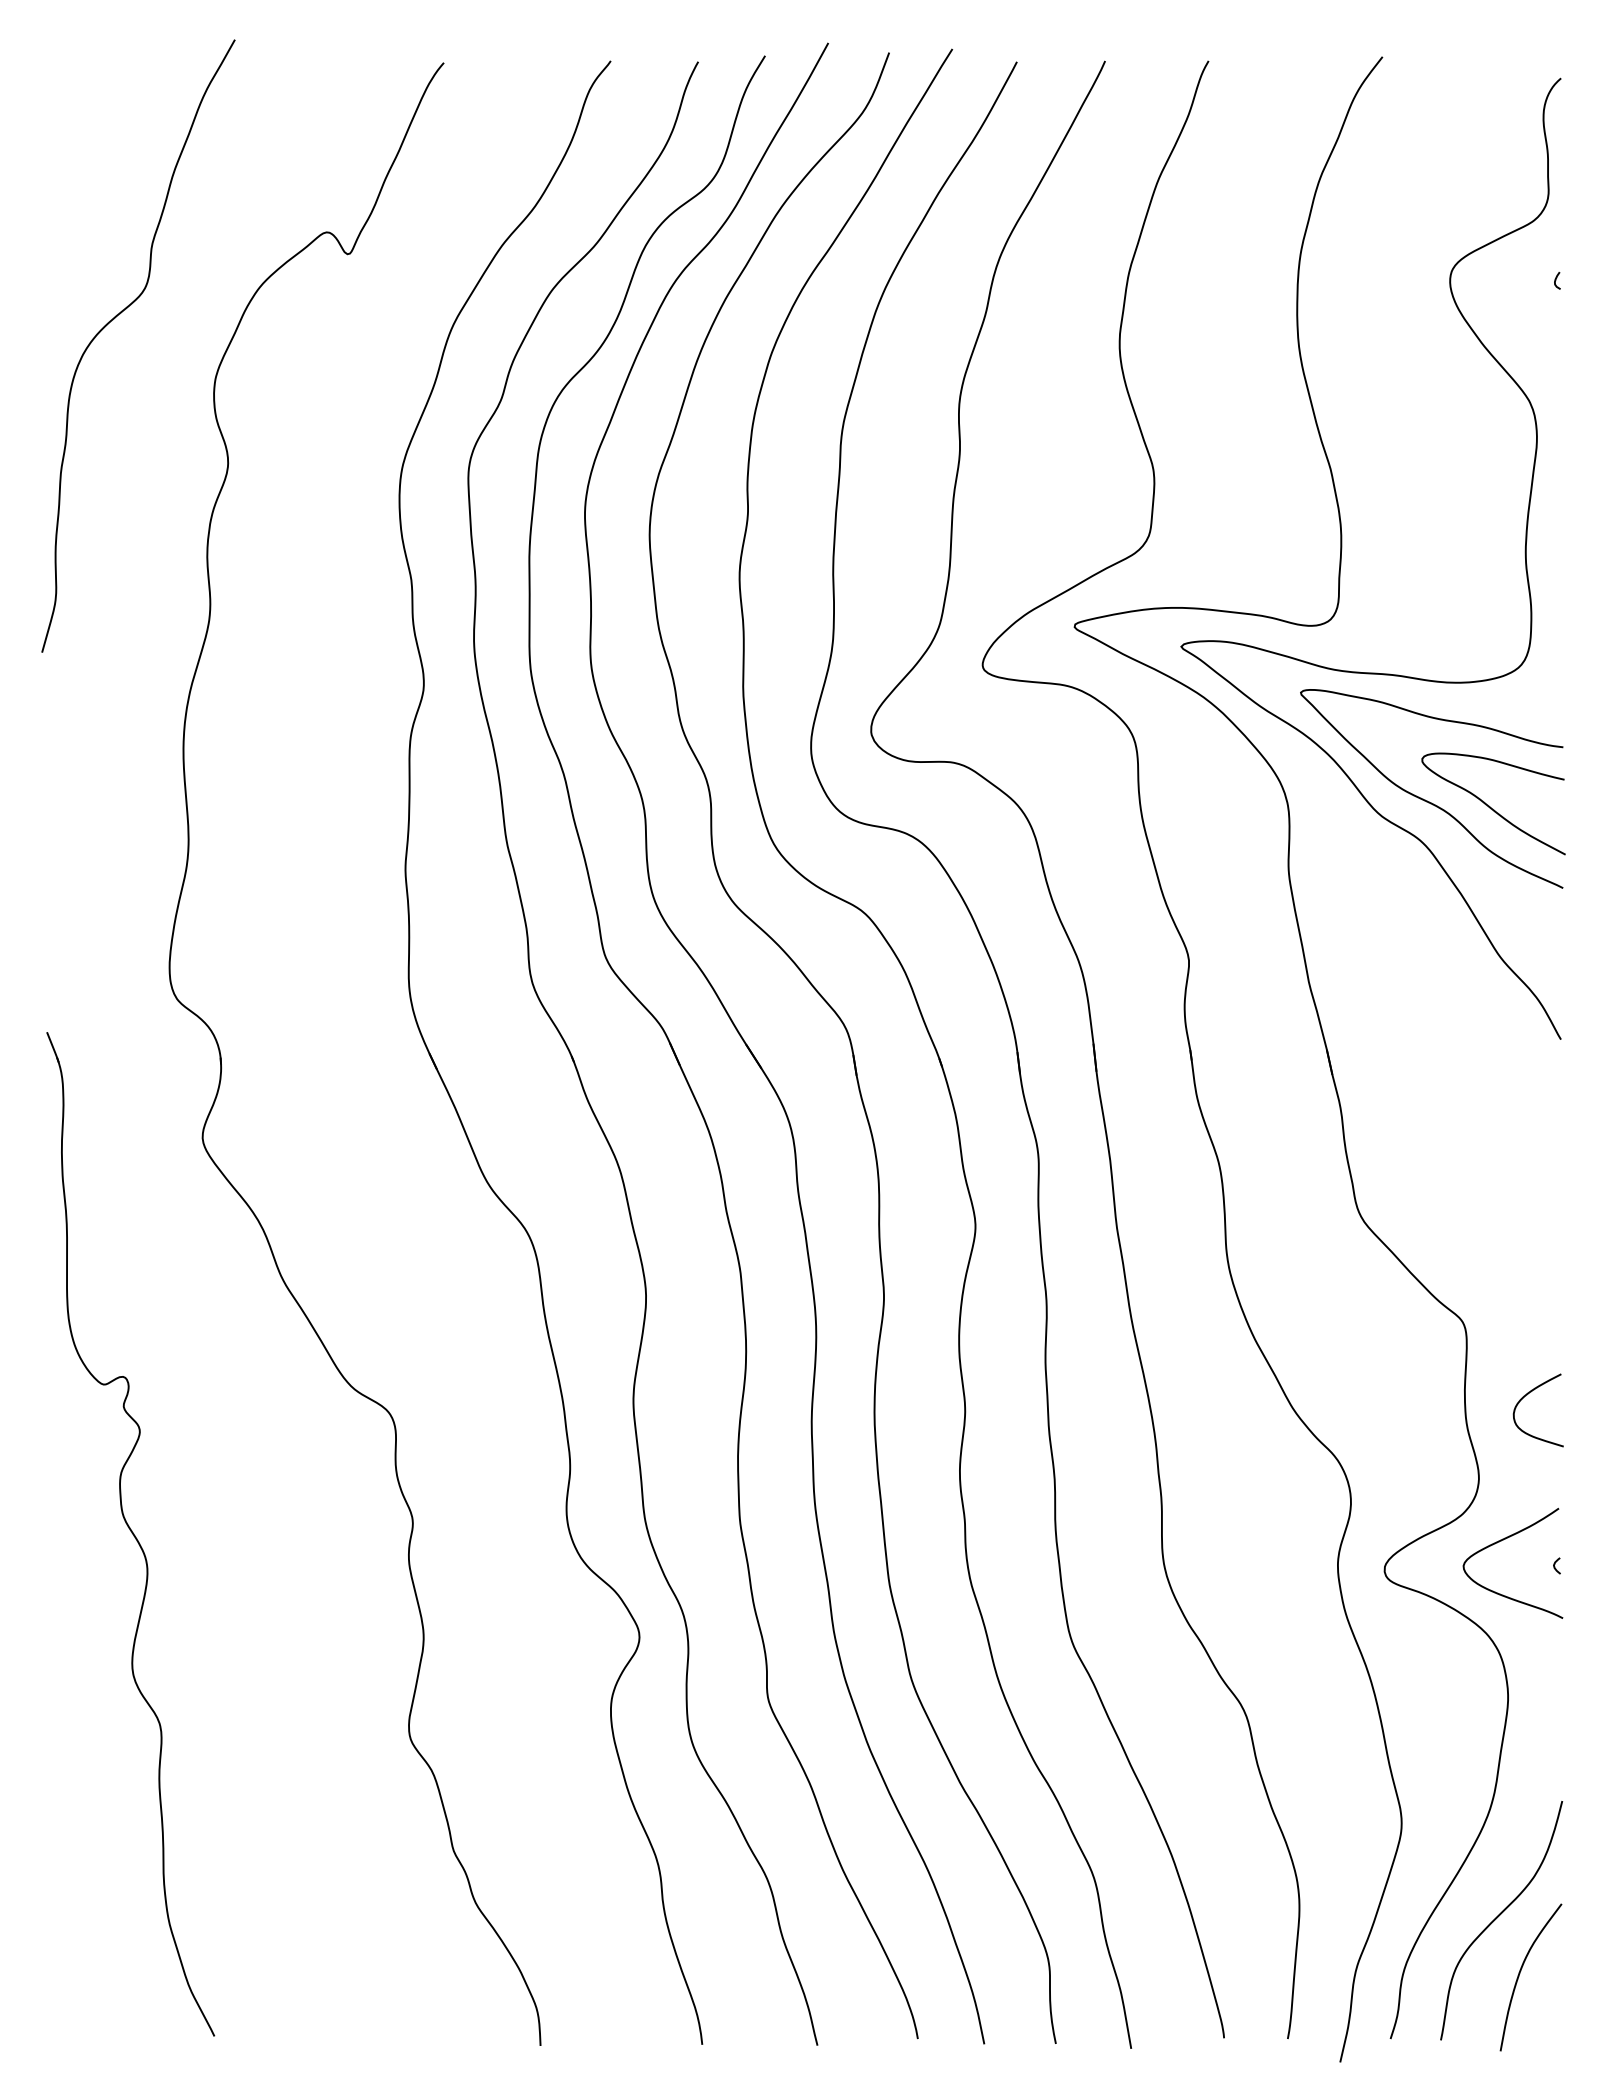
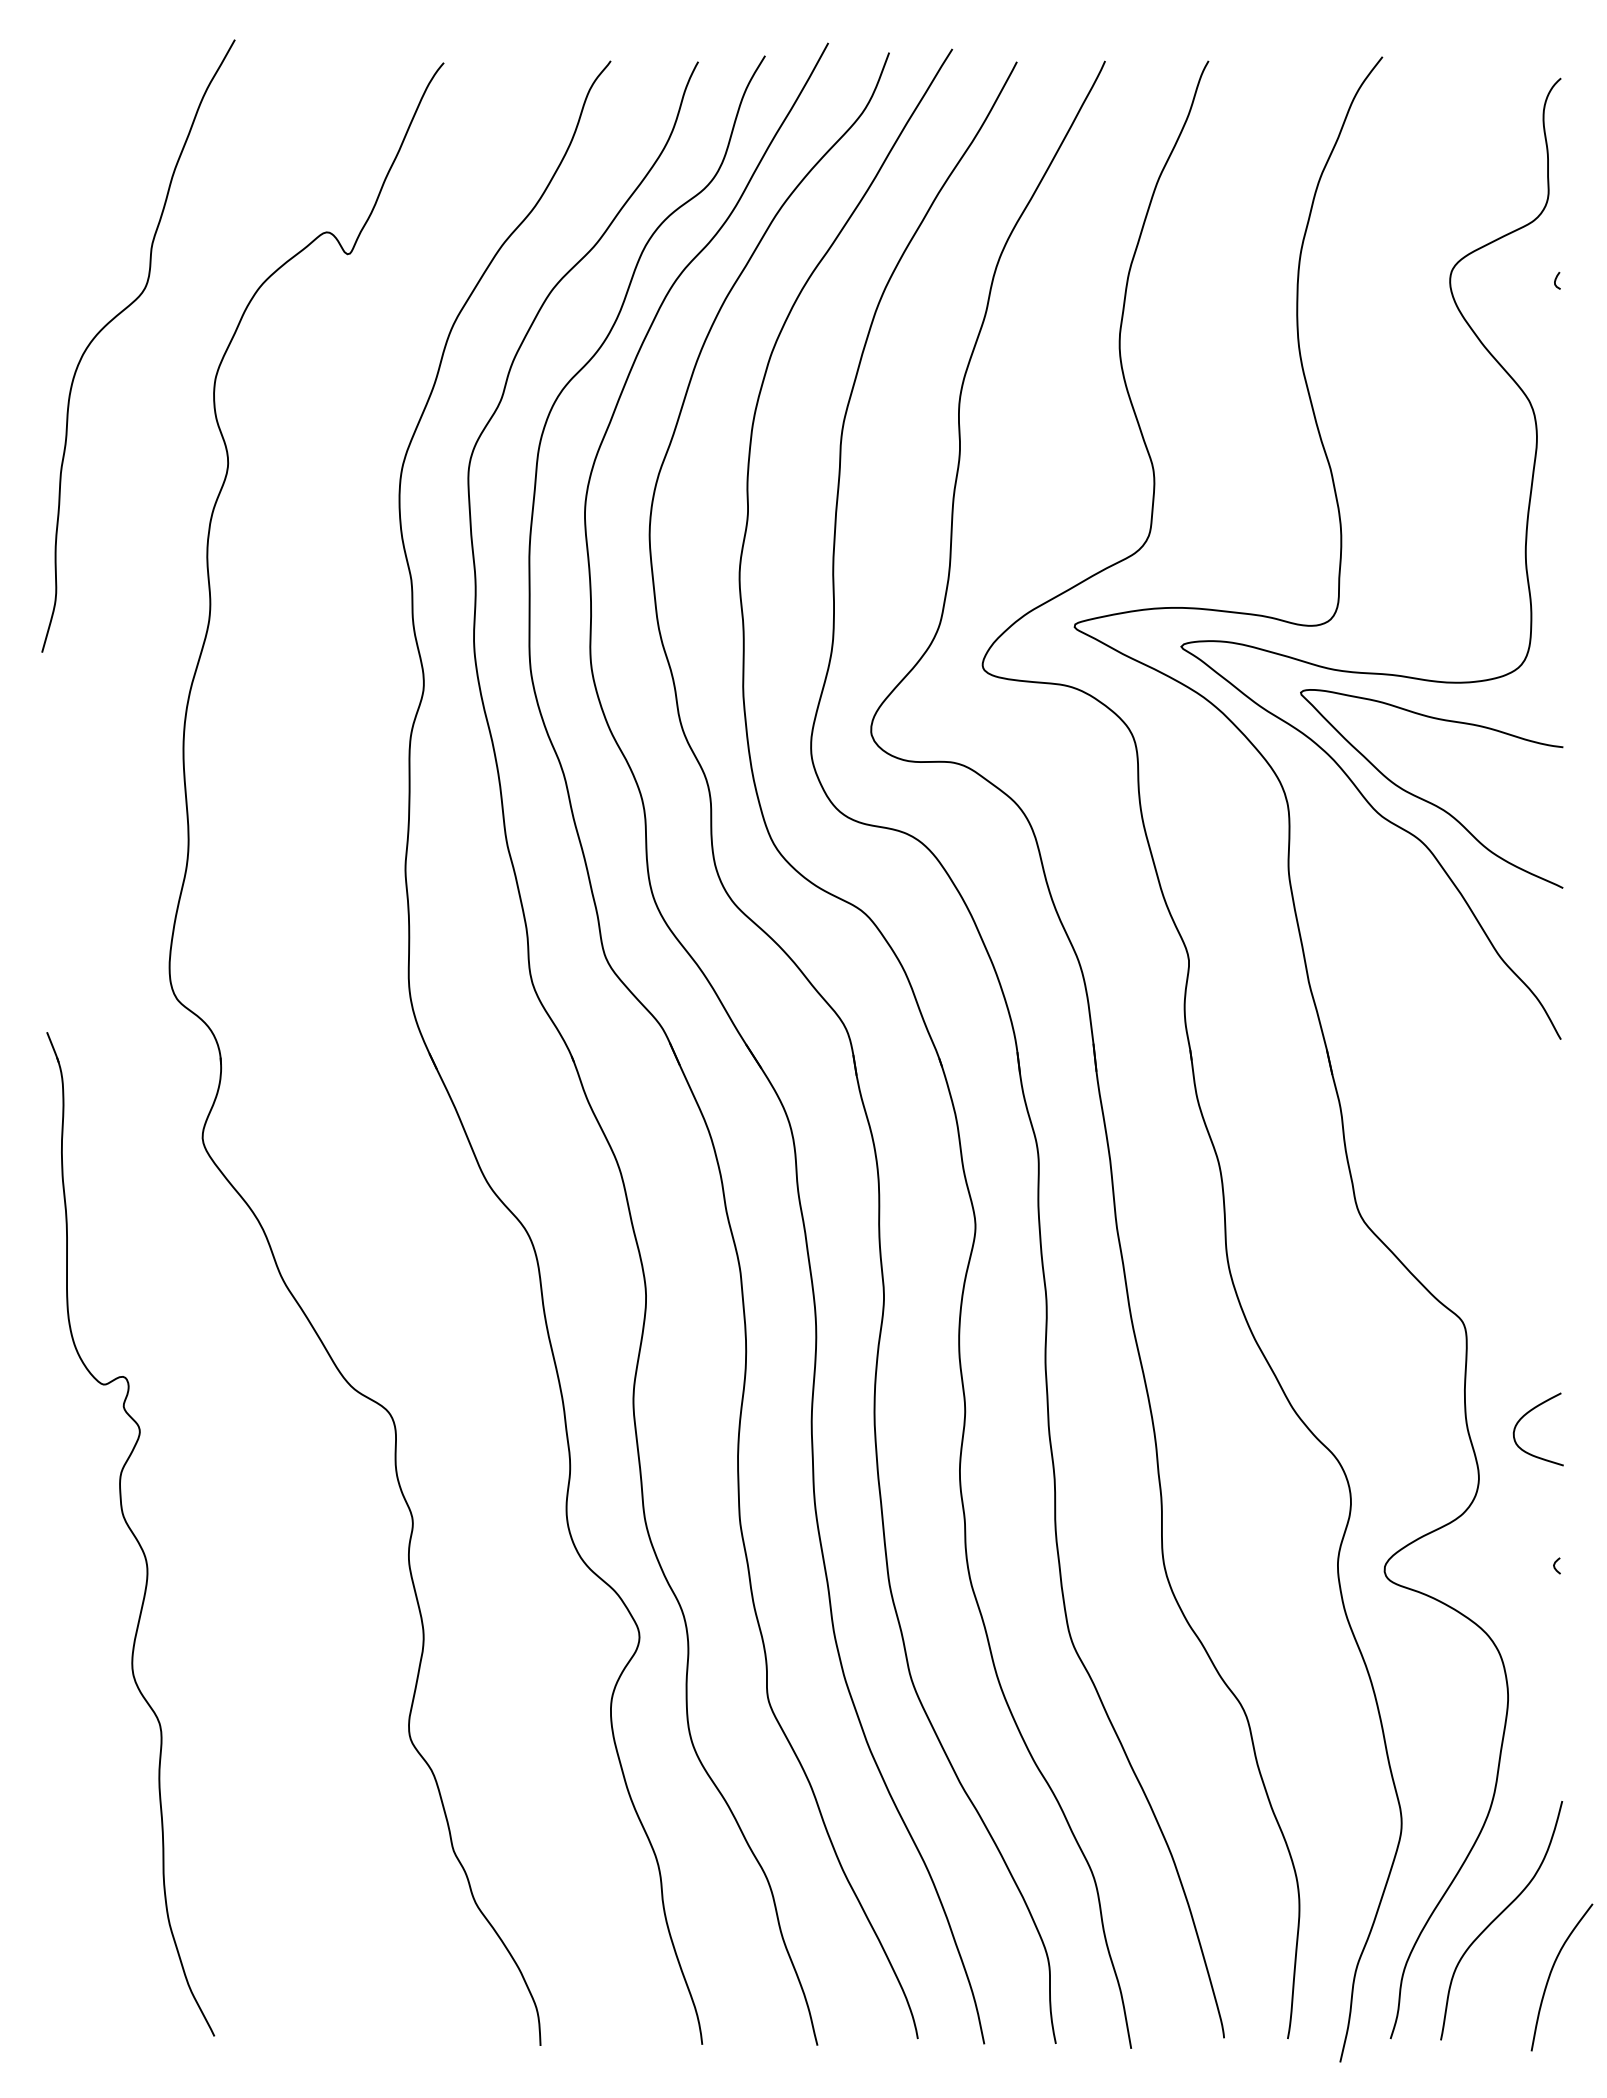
curve: present -> none (1490, 806)
curve position: (1527, 1395) -> (1527, 1414) (1527, 1414)
curve: present -> none (1501, 1541)
curve position: (1520, 1973) -> (1551, 1973) (1551, 1973)
